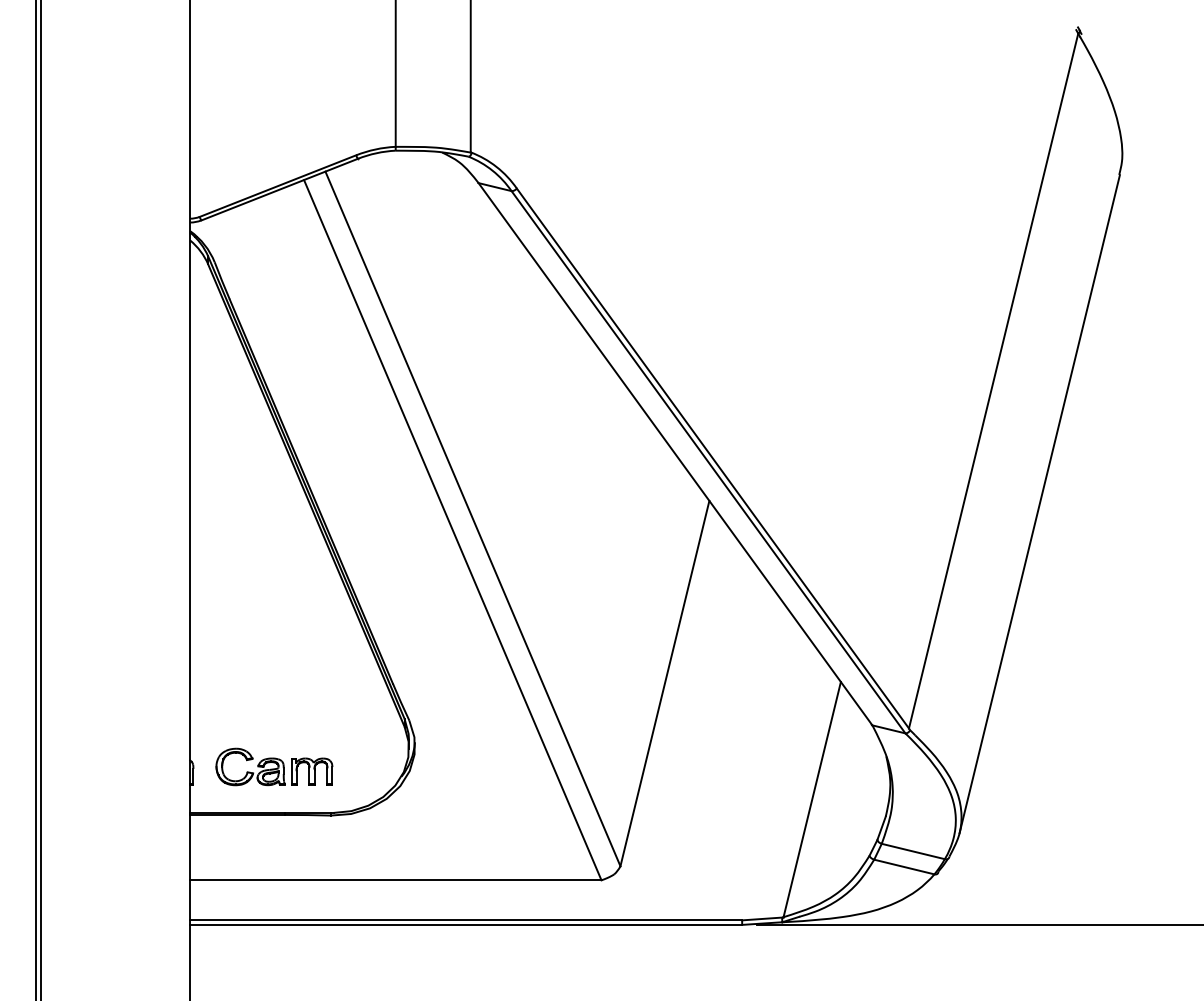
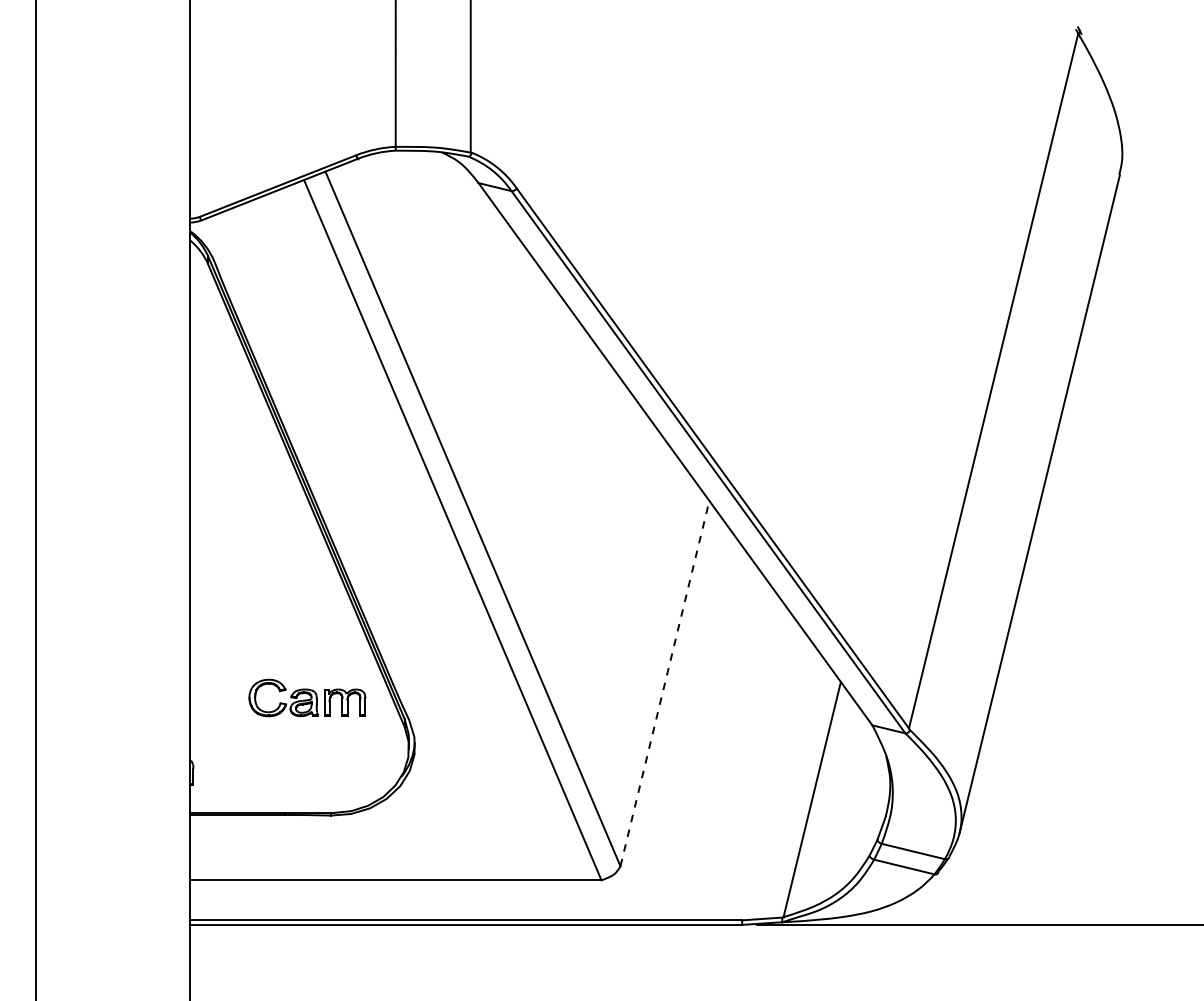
line: present -> none (40, 499)
line: solid -> dashed (665, 683)
part position: (274, 766) -> (307, 697) (307, 697)
